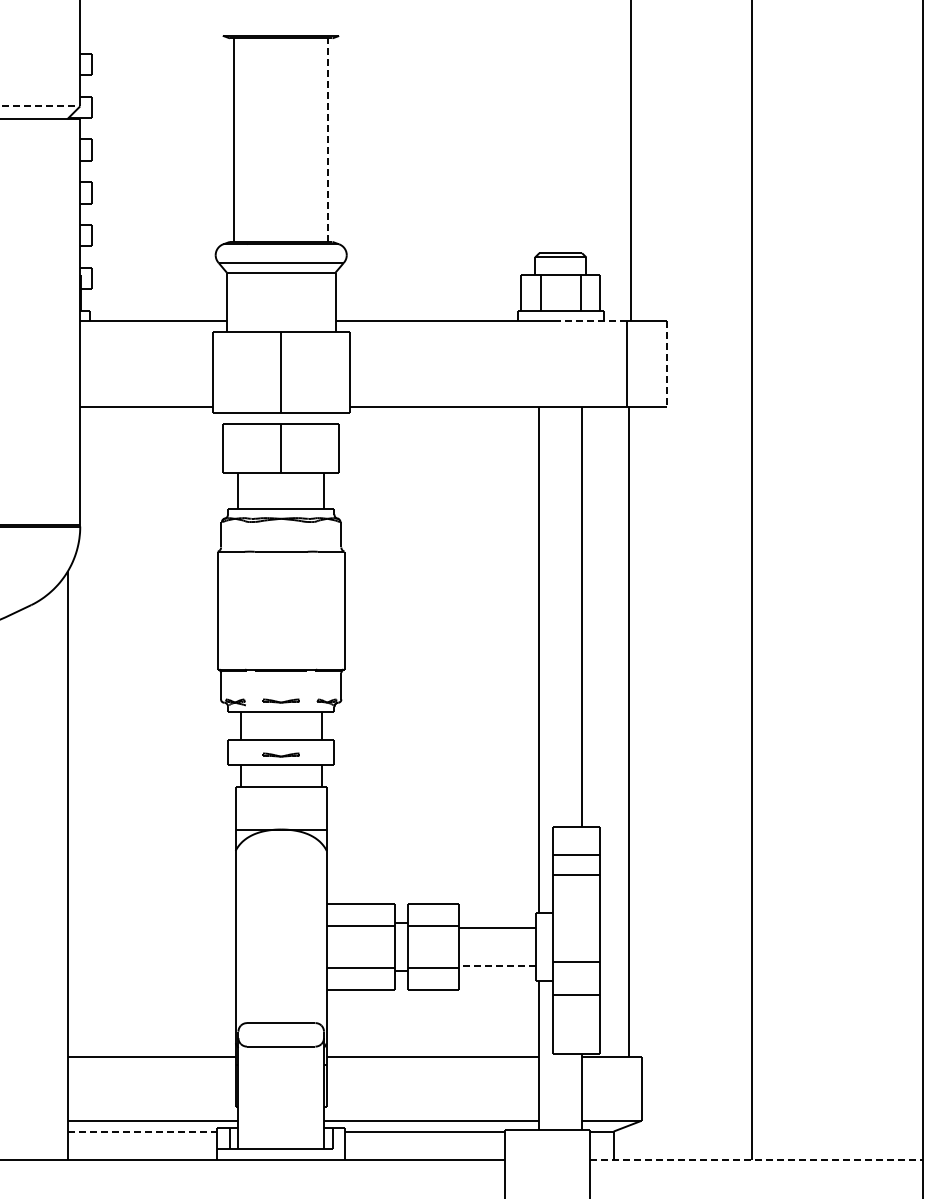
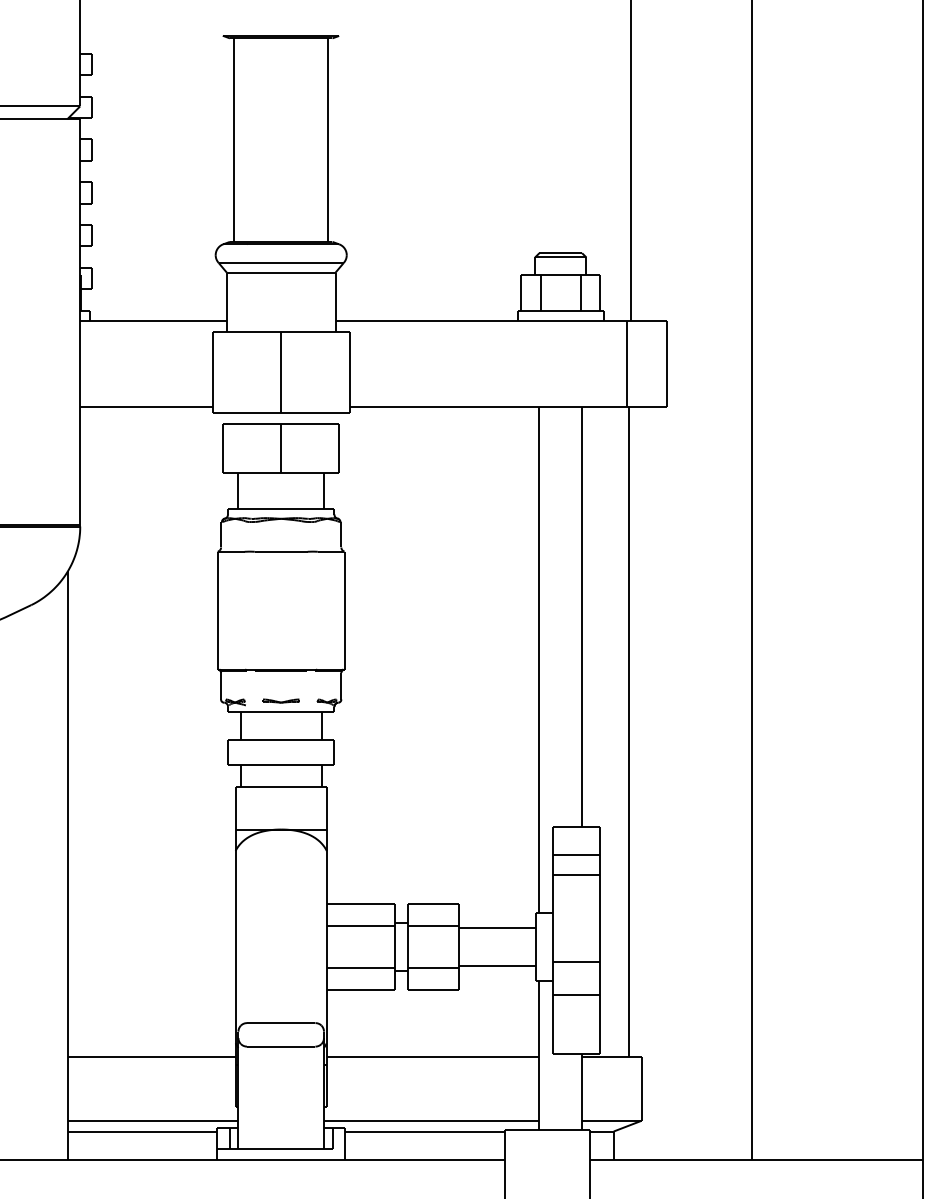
line: dashed -> solid (40, 106)
line: dashed -> solid (328, 140)
line: dashed -> solid (591, 321)
line: dashed -> solid (667, 363)
part: present -> none (280, 754)
line: dashed -> solid (497, 966)
line: dashed -> solid (143, 1131)
line: dashed -> solid (756, 1160)
